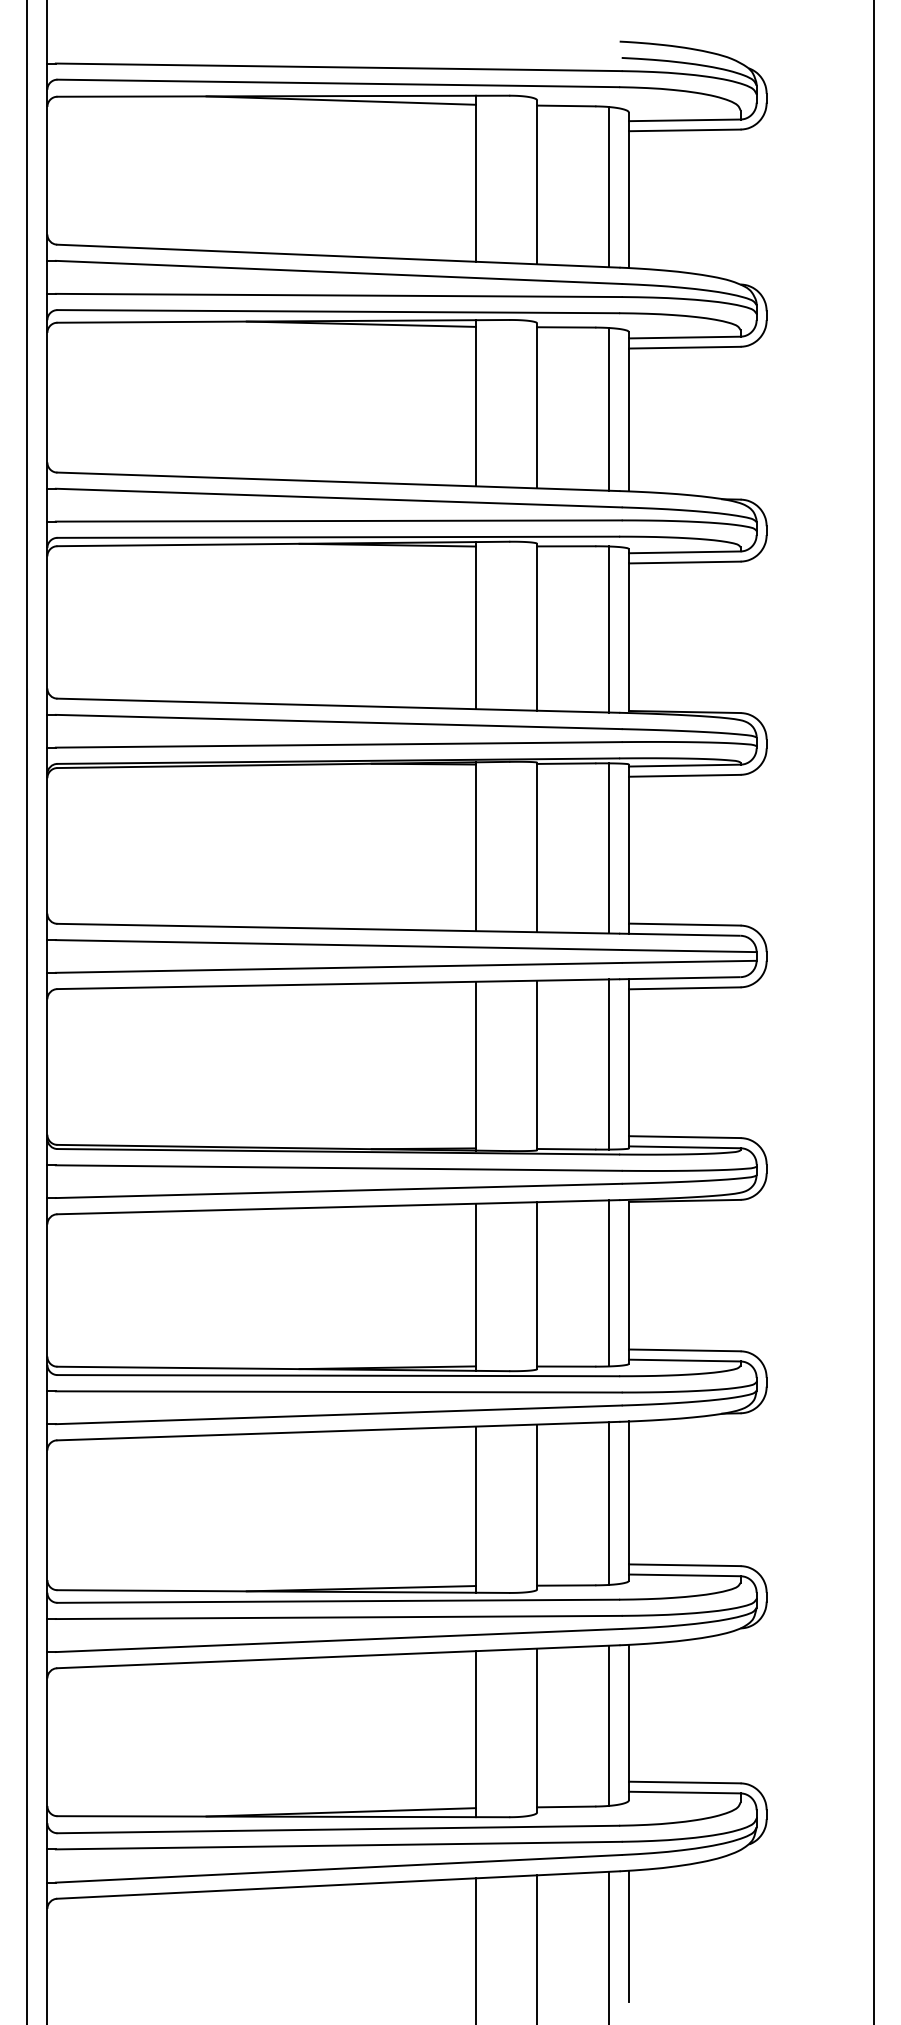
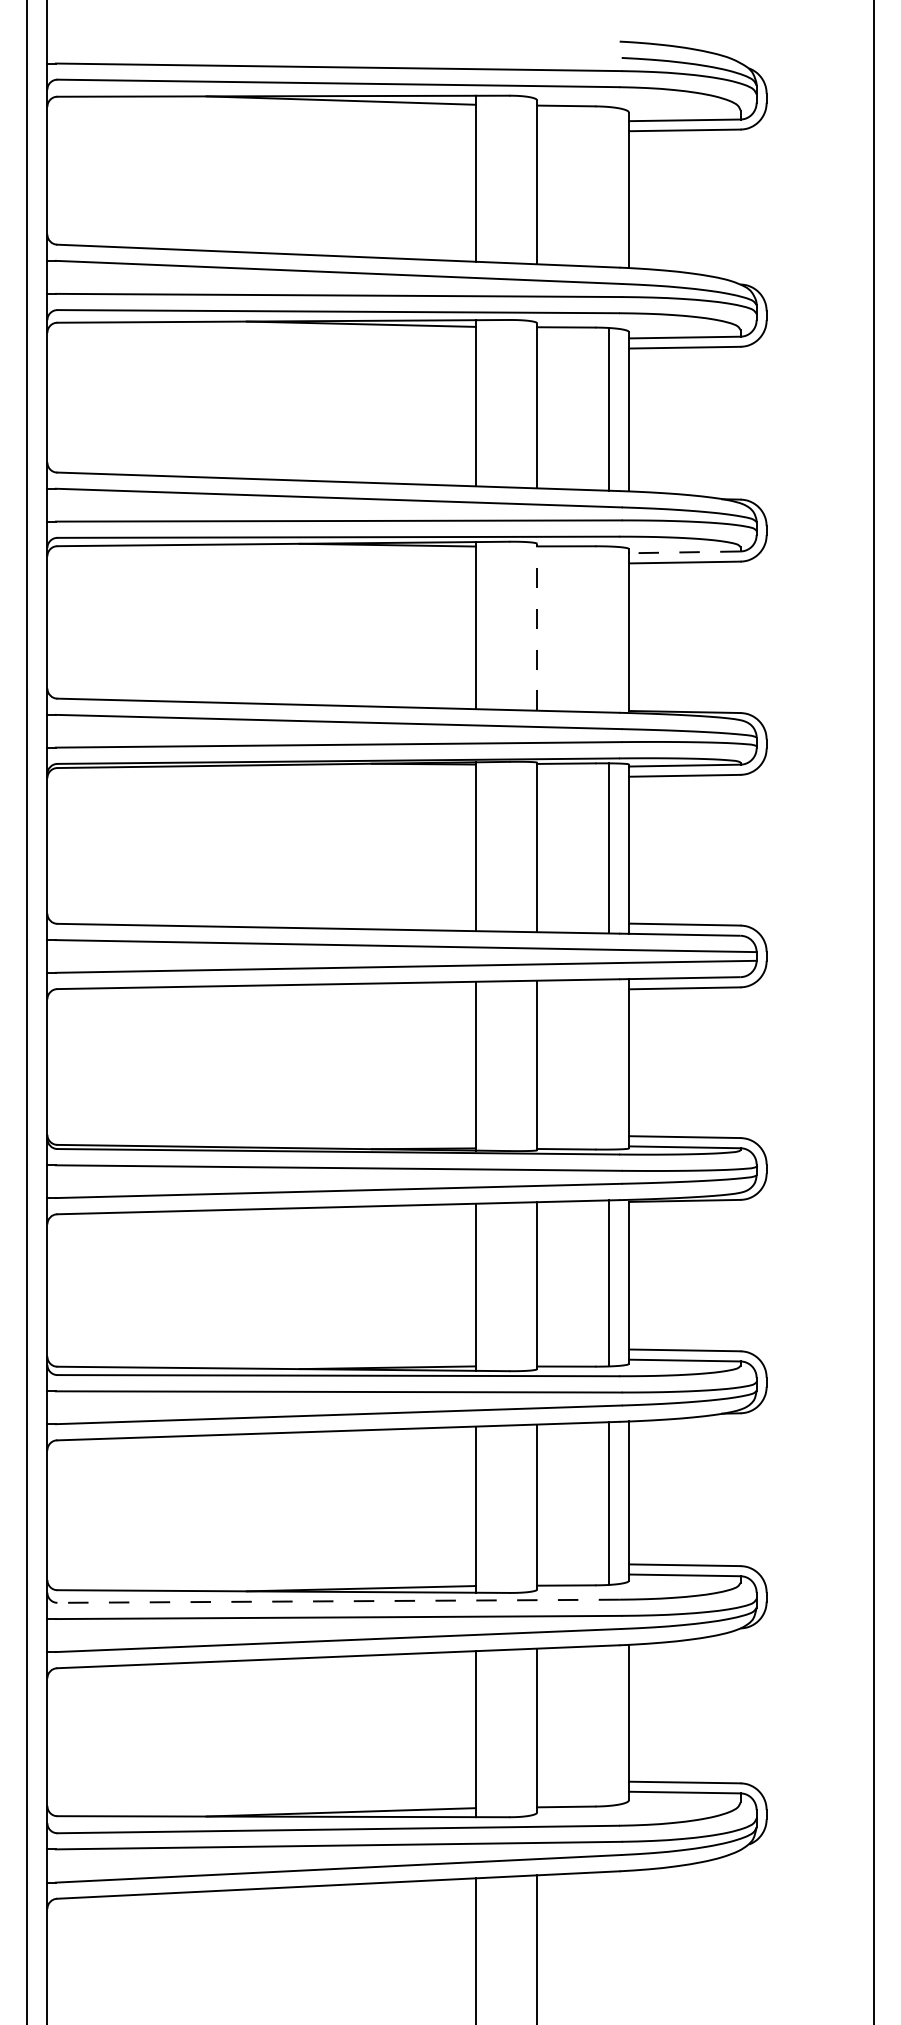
line: present -> none (608, 187)
line: solid -> dashed (684, 552)
line: solid -> dashed (537, 626)
line: present -> none (608, 629)
line: present -> none (608, 1064)
line: solid -> dashed (338, 1601)
line: present -> none (608, 1725)
line: present -> none (629, 1936)
line: present -> none (608, 1946)
